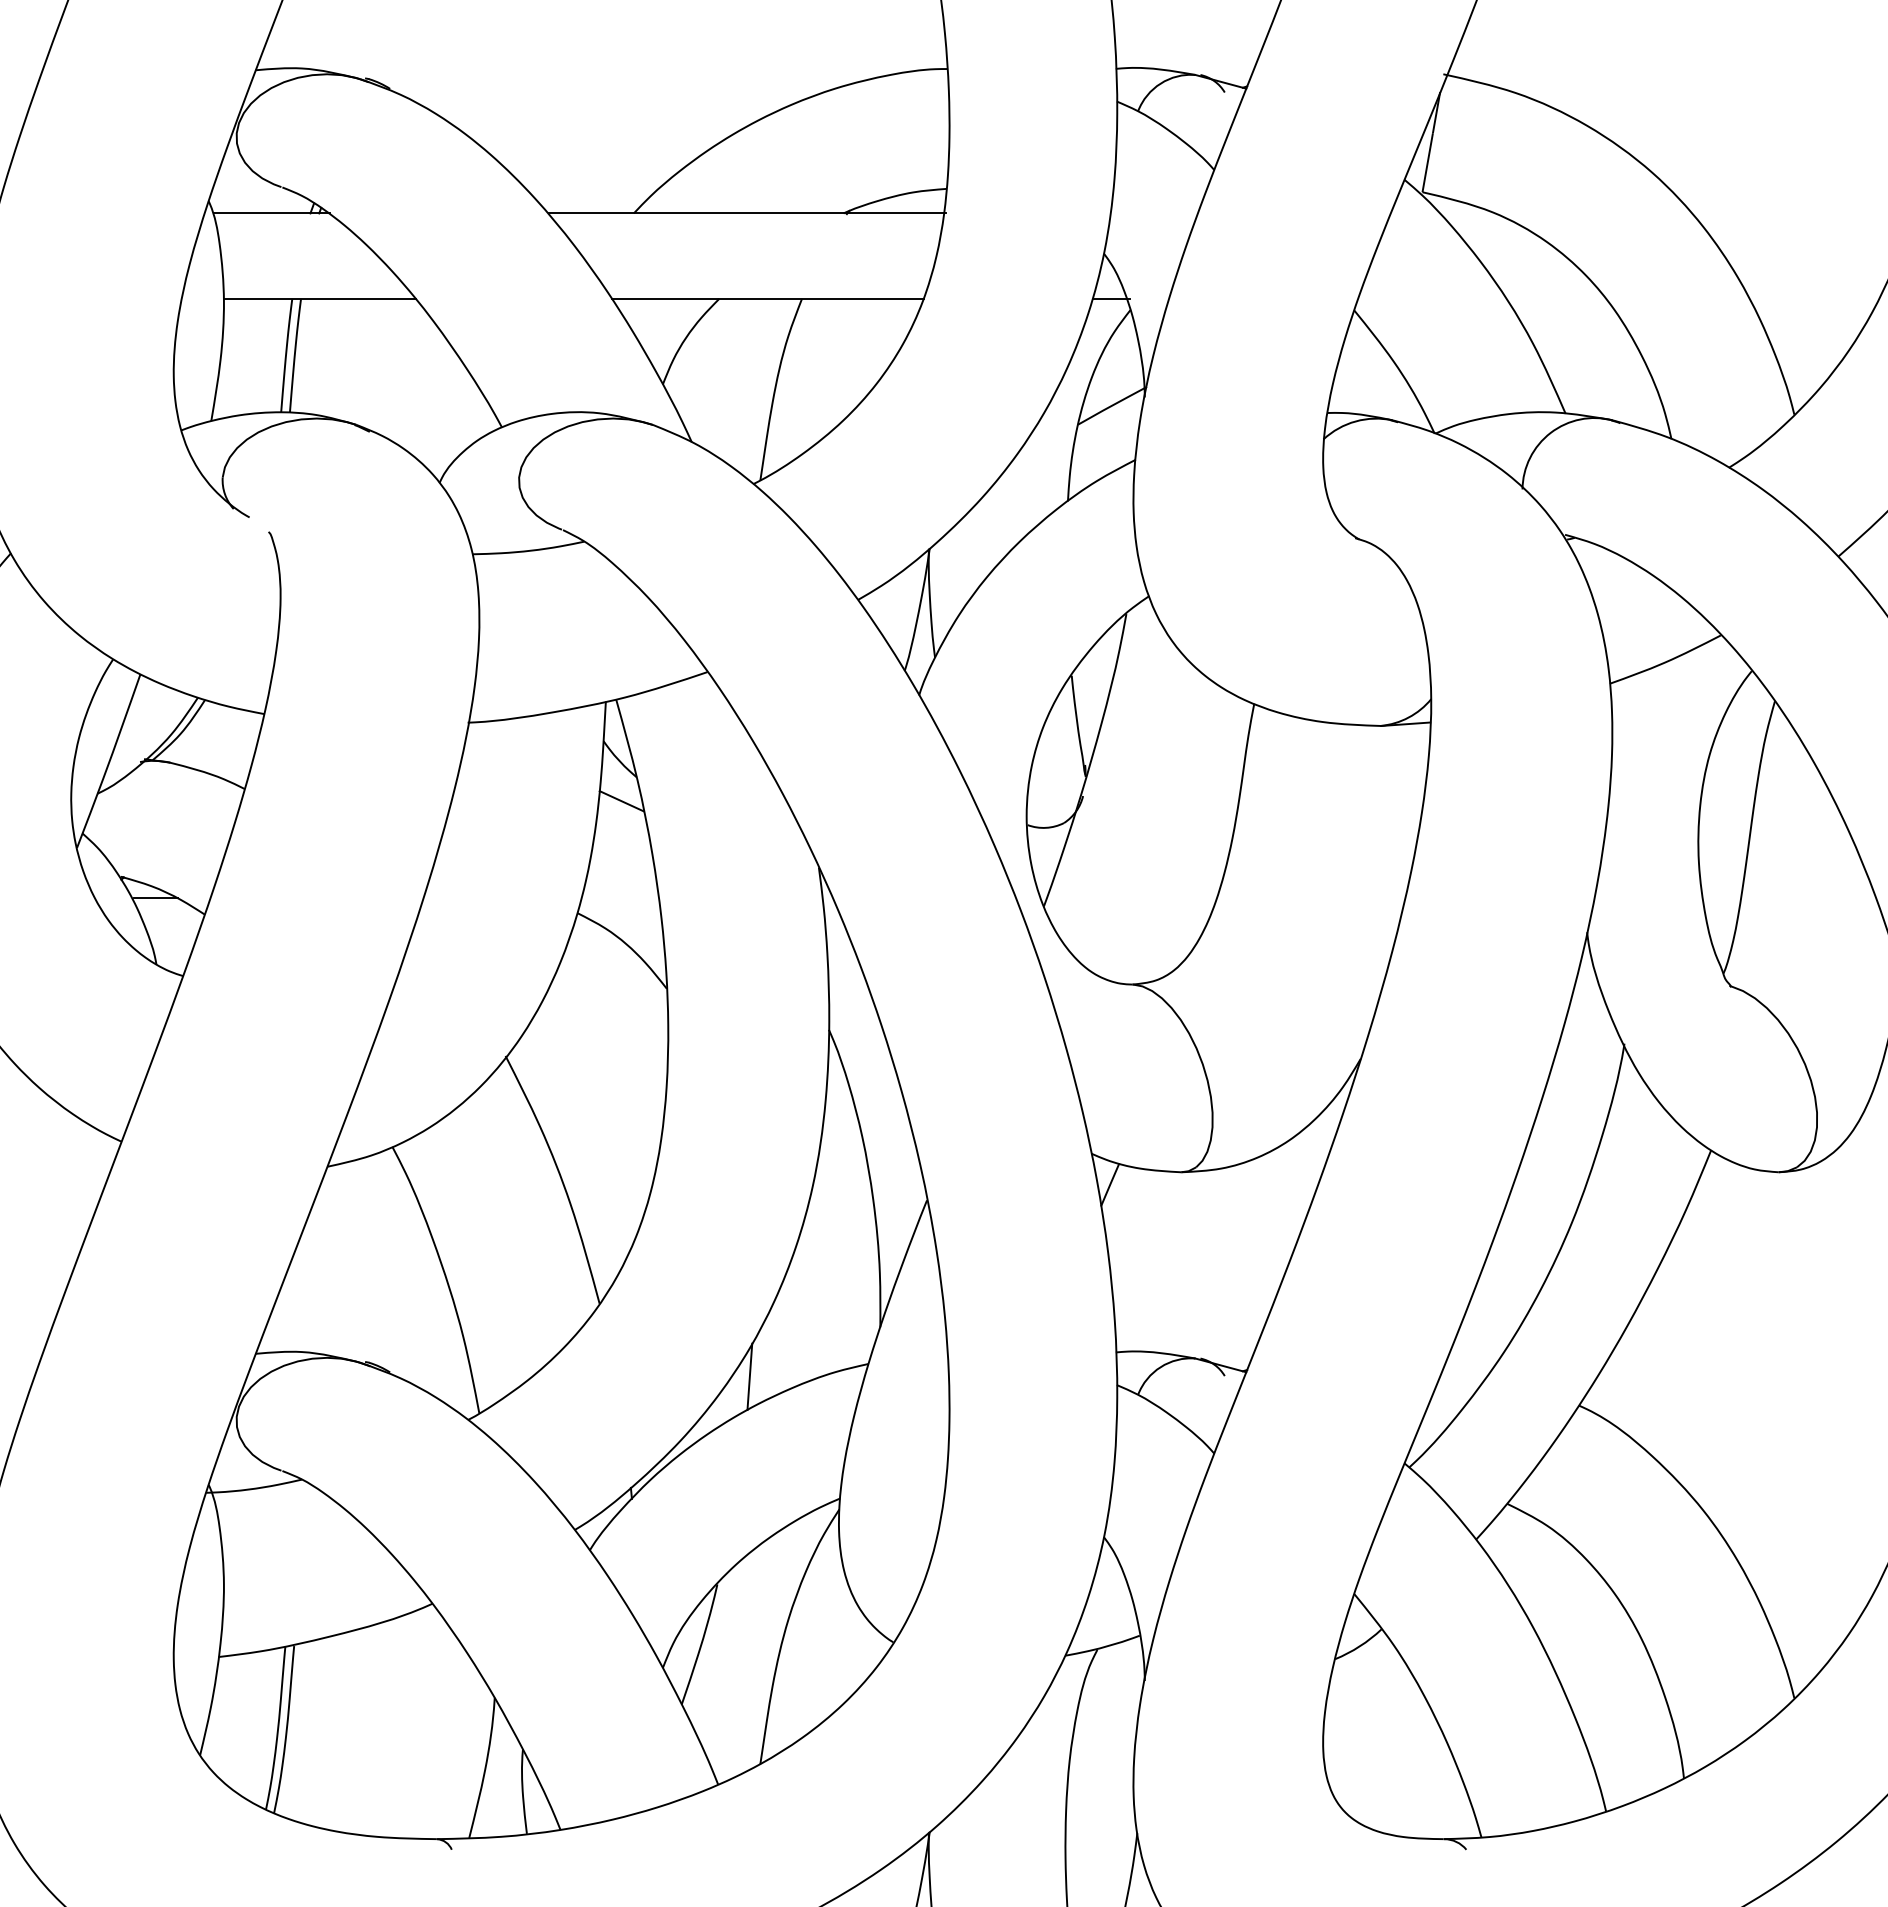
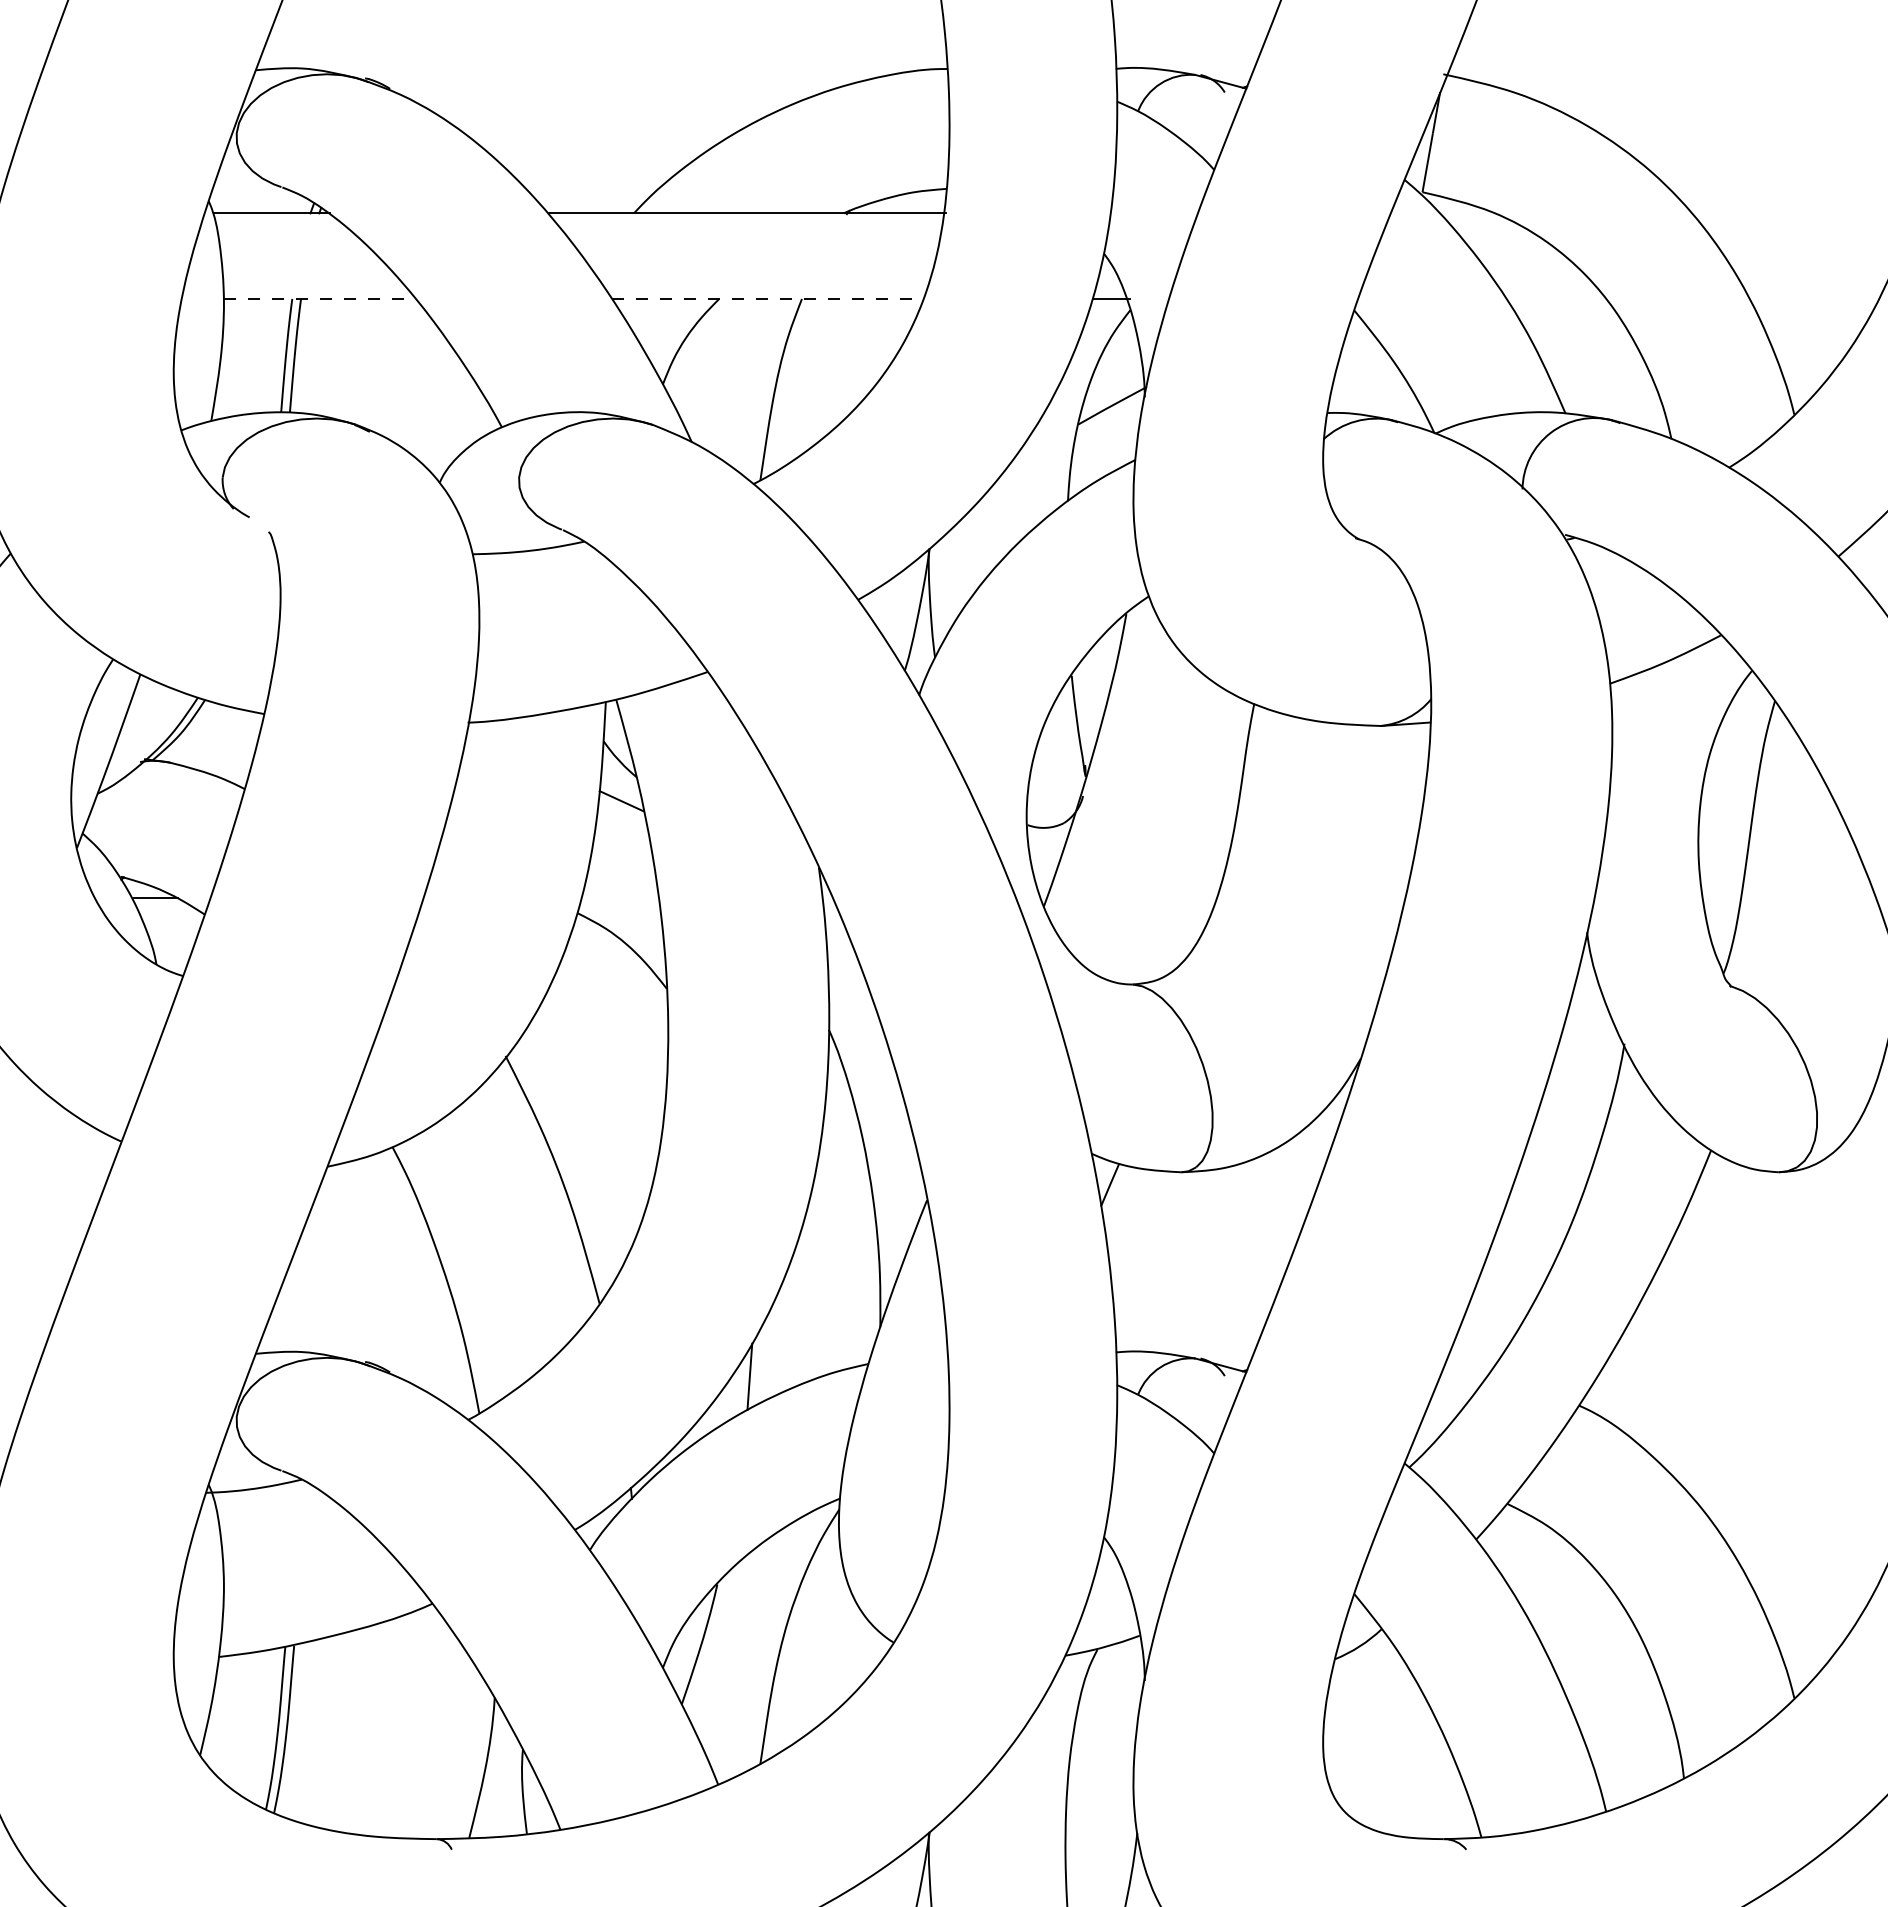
line: solid -> dashed (320, 298)
line: solid -> dashed (768, 298)
